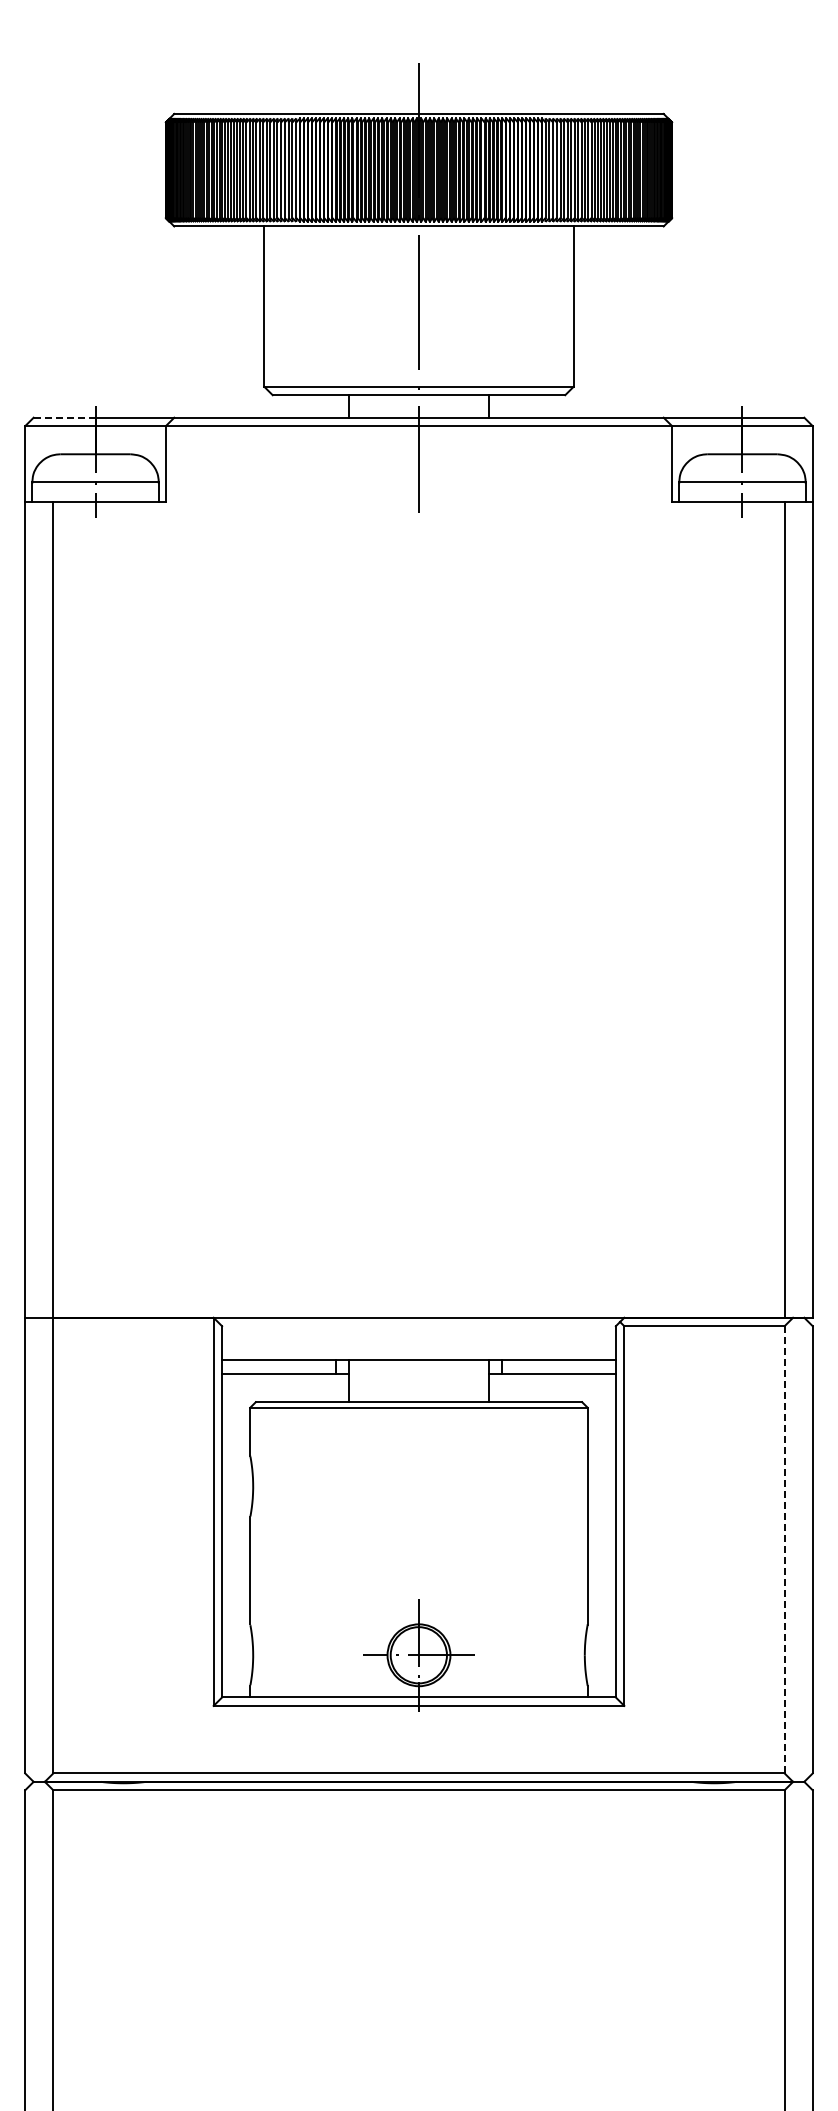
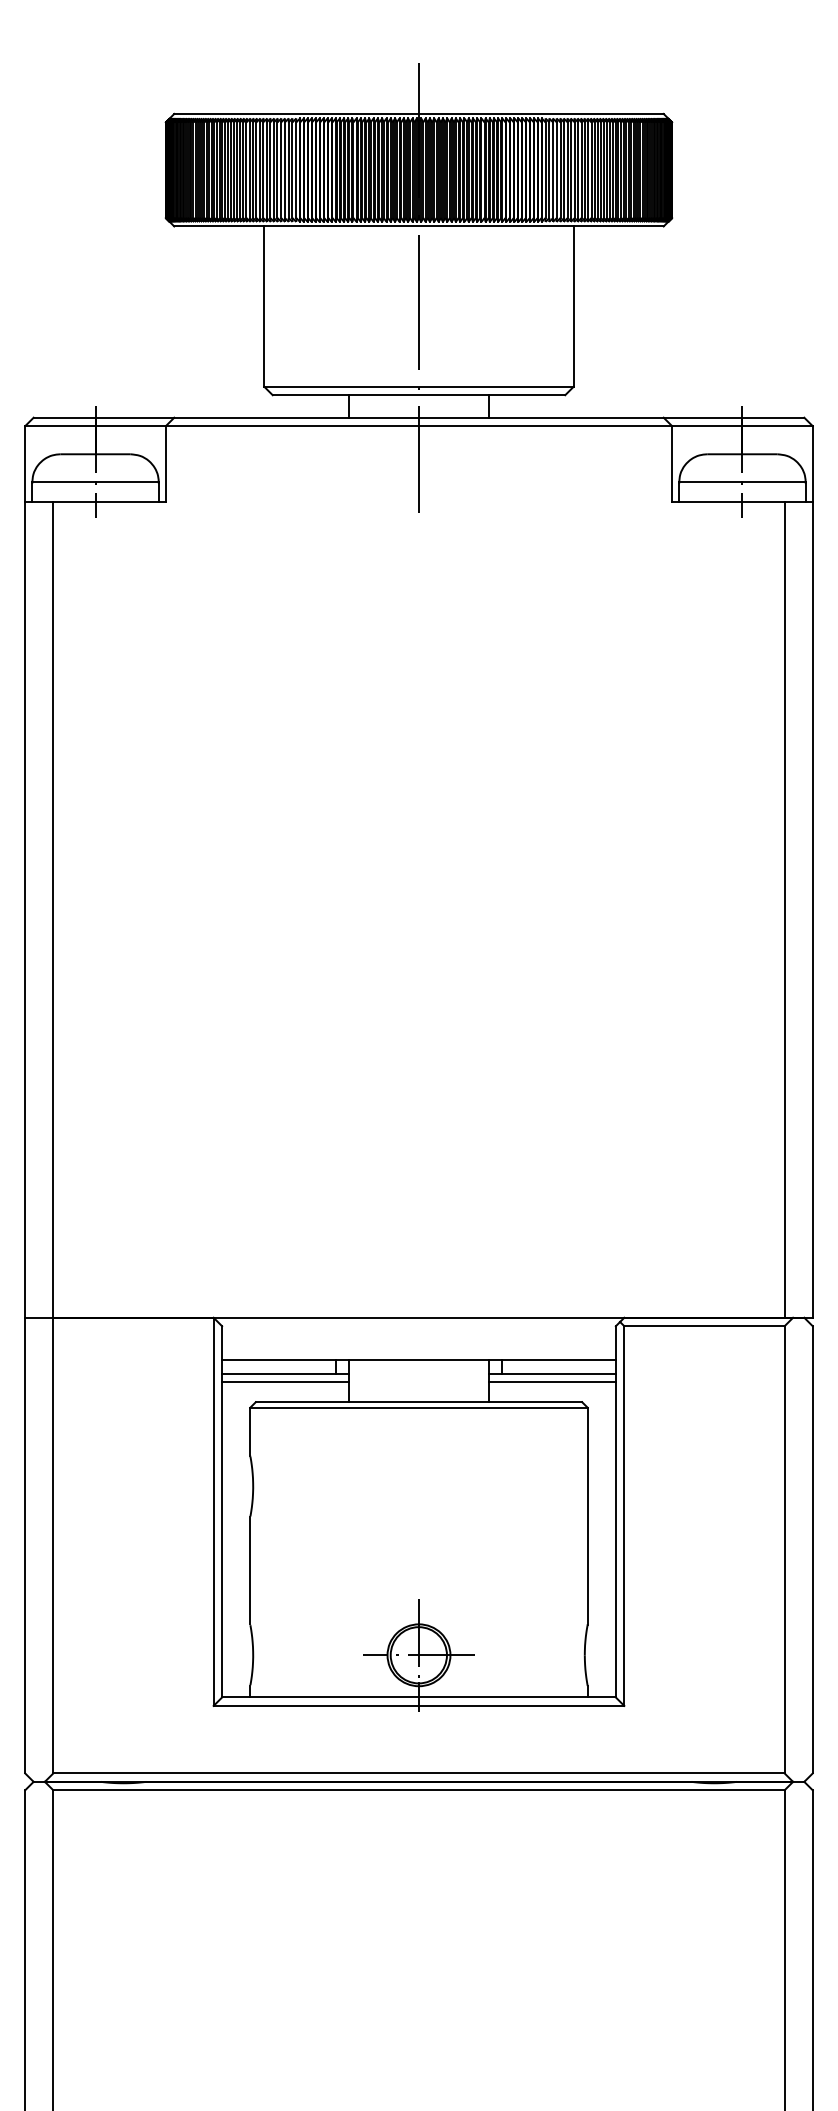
line: dashed -> solid (64, 417)
line: none -> present (285, 1382)
line: none -> present (552, 1382)
line: dashed -> solid (784, 1549)
